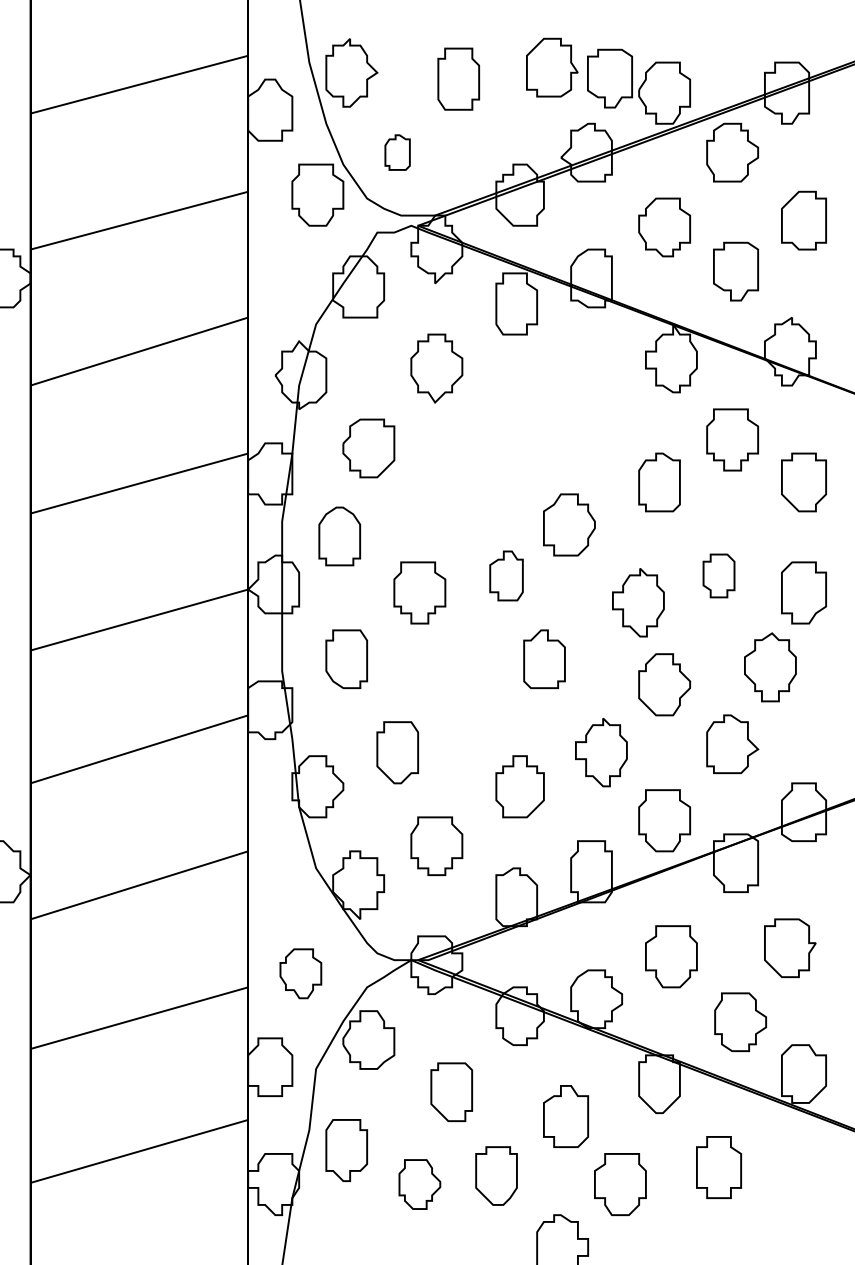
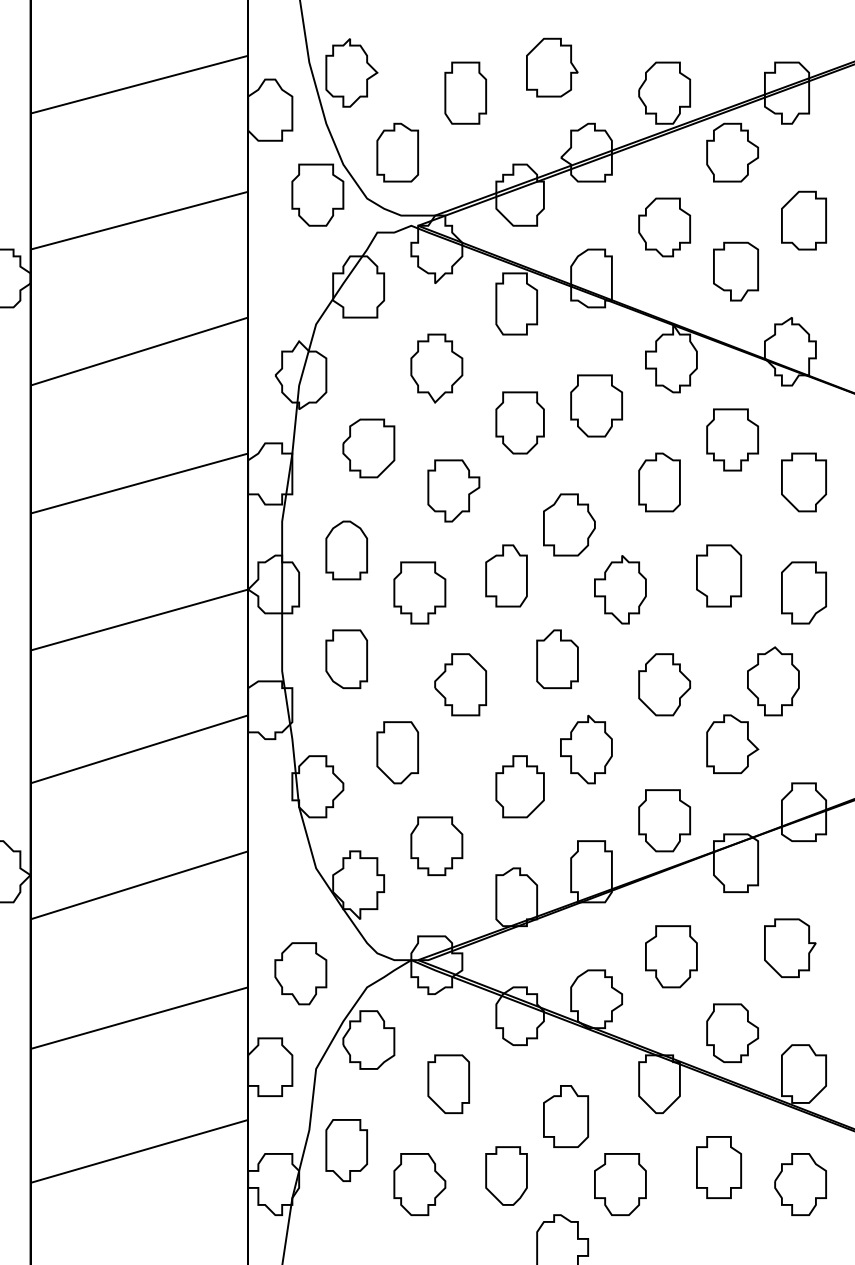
part position: (458, 78) -> (465, 92) (465, 92)
part: present -> none (609, 78)
part size: 27x37 px -> 43x61 px (397, 152)
part: none -> present (596, 405)
part: none -> present (519, 422)
part: none -> present (453, 490)
part position: (339, 536) -> (346, 550) (346, 550)
part size: 35x52 px -> 43x64 px (506, 575)
part size: 34x46 px -> 46x64 px (718, 575)
part position: (638, 602) -> (620, 589) (620, 589)
part position: (544, 659) -> (557, 659) (557, 659)
part position: (770, 667) -> (773, 681) (773, 681)
part: none -> present (460, 684)
part position: (601, 752) -> (586, 749) (586, 749)
part size: 44x52 px -> 54x64 px (300, 973)
part position: (740, 1021) -> (732, 1032) (732, 1032)
part position: (451, 1091) -> (448, 1083) (448, 1083)
part position: (496, 1175) -> (506, 1175) (506, 1175)
part size: 44x51 px -> 54x63 px (419, 1184)
part: none -> present (800, 1184)
